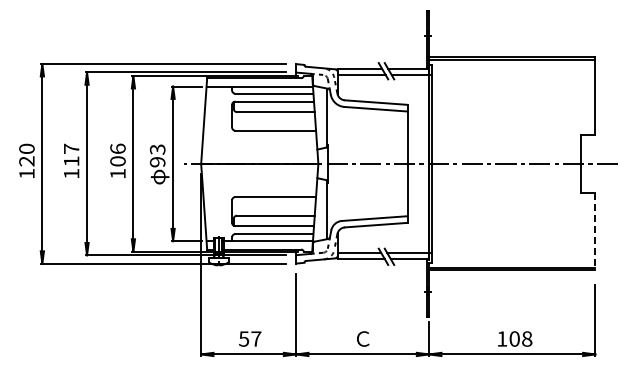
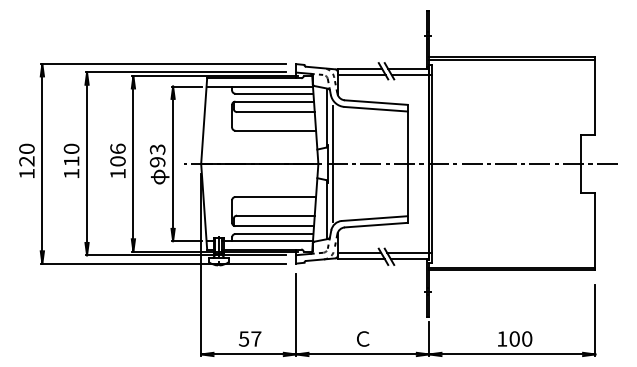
text: 117 -> 110 (71, 148)
line: none -> present (332, 163)
line: dashed -> solid (595, 231)
text: 108 -> 100 (527, 338)
